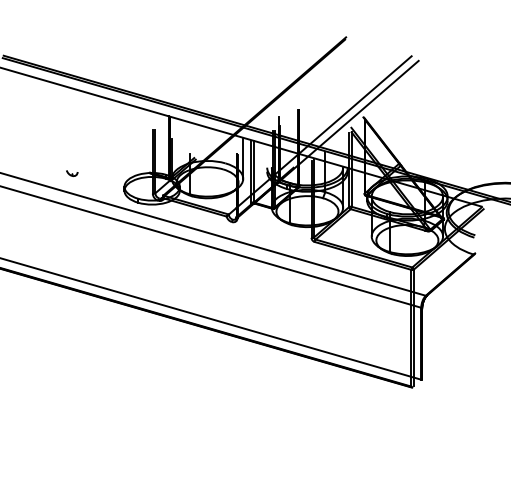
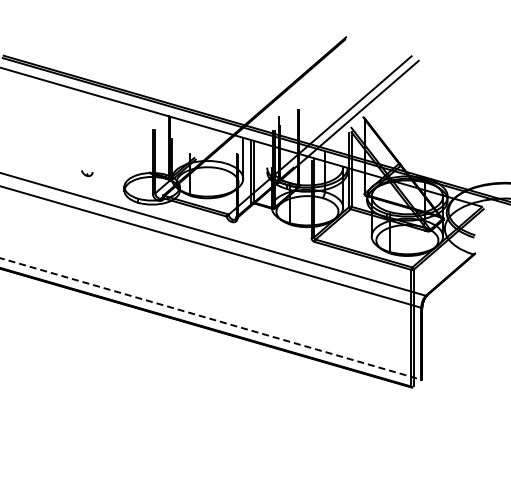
part position: (72, 173) -> (87, 173) (87, 173)
line: solid -> dashed (210, 319)
